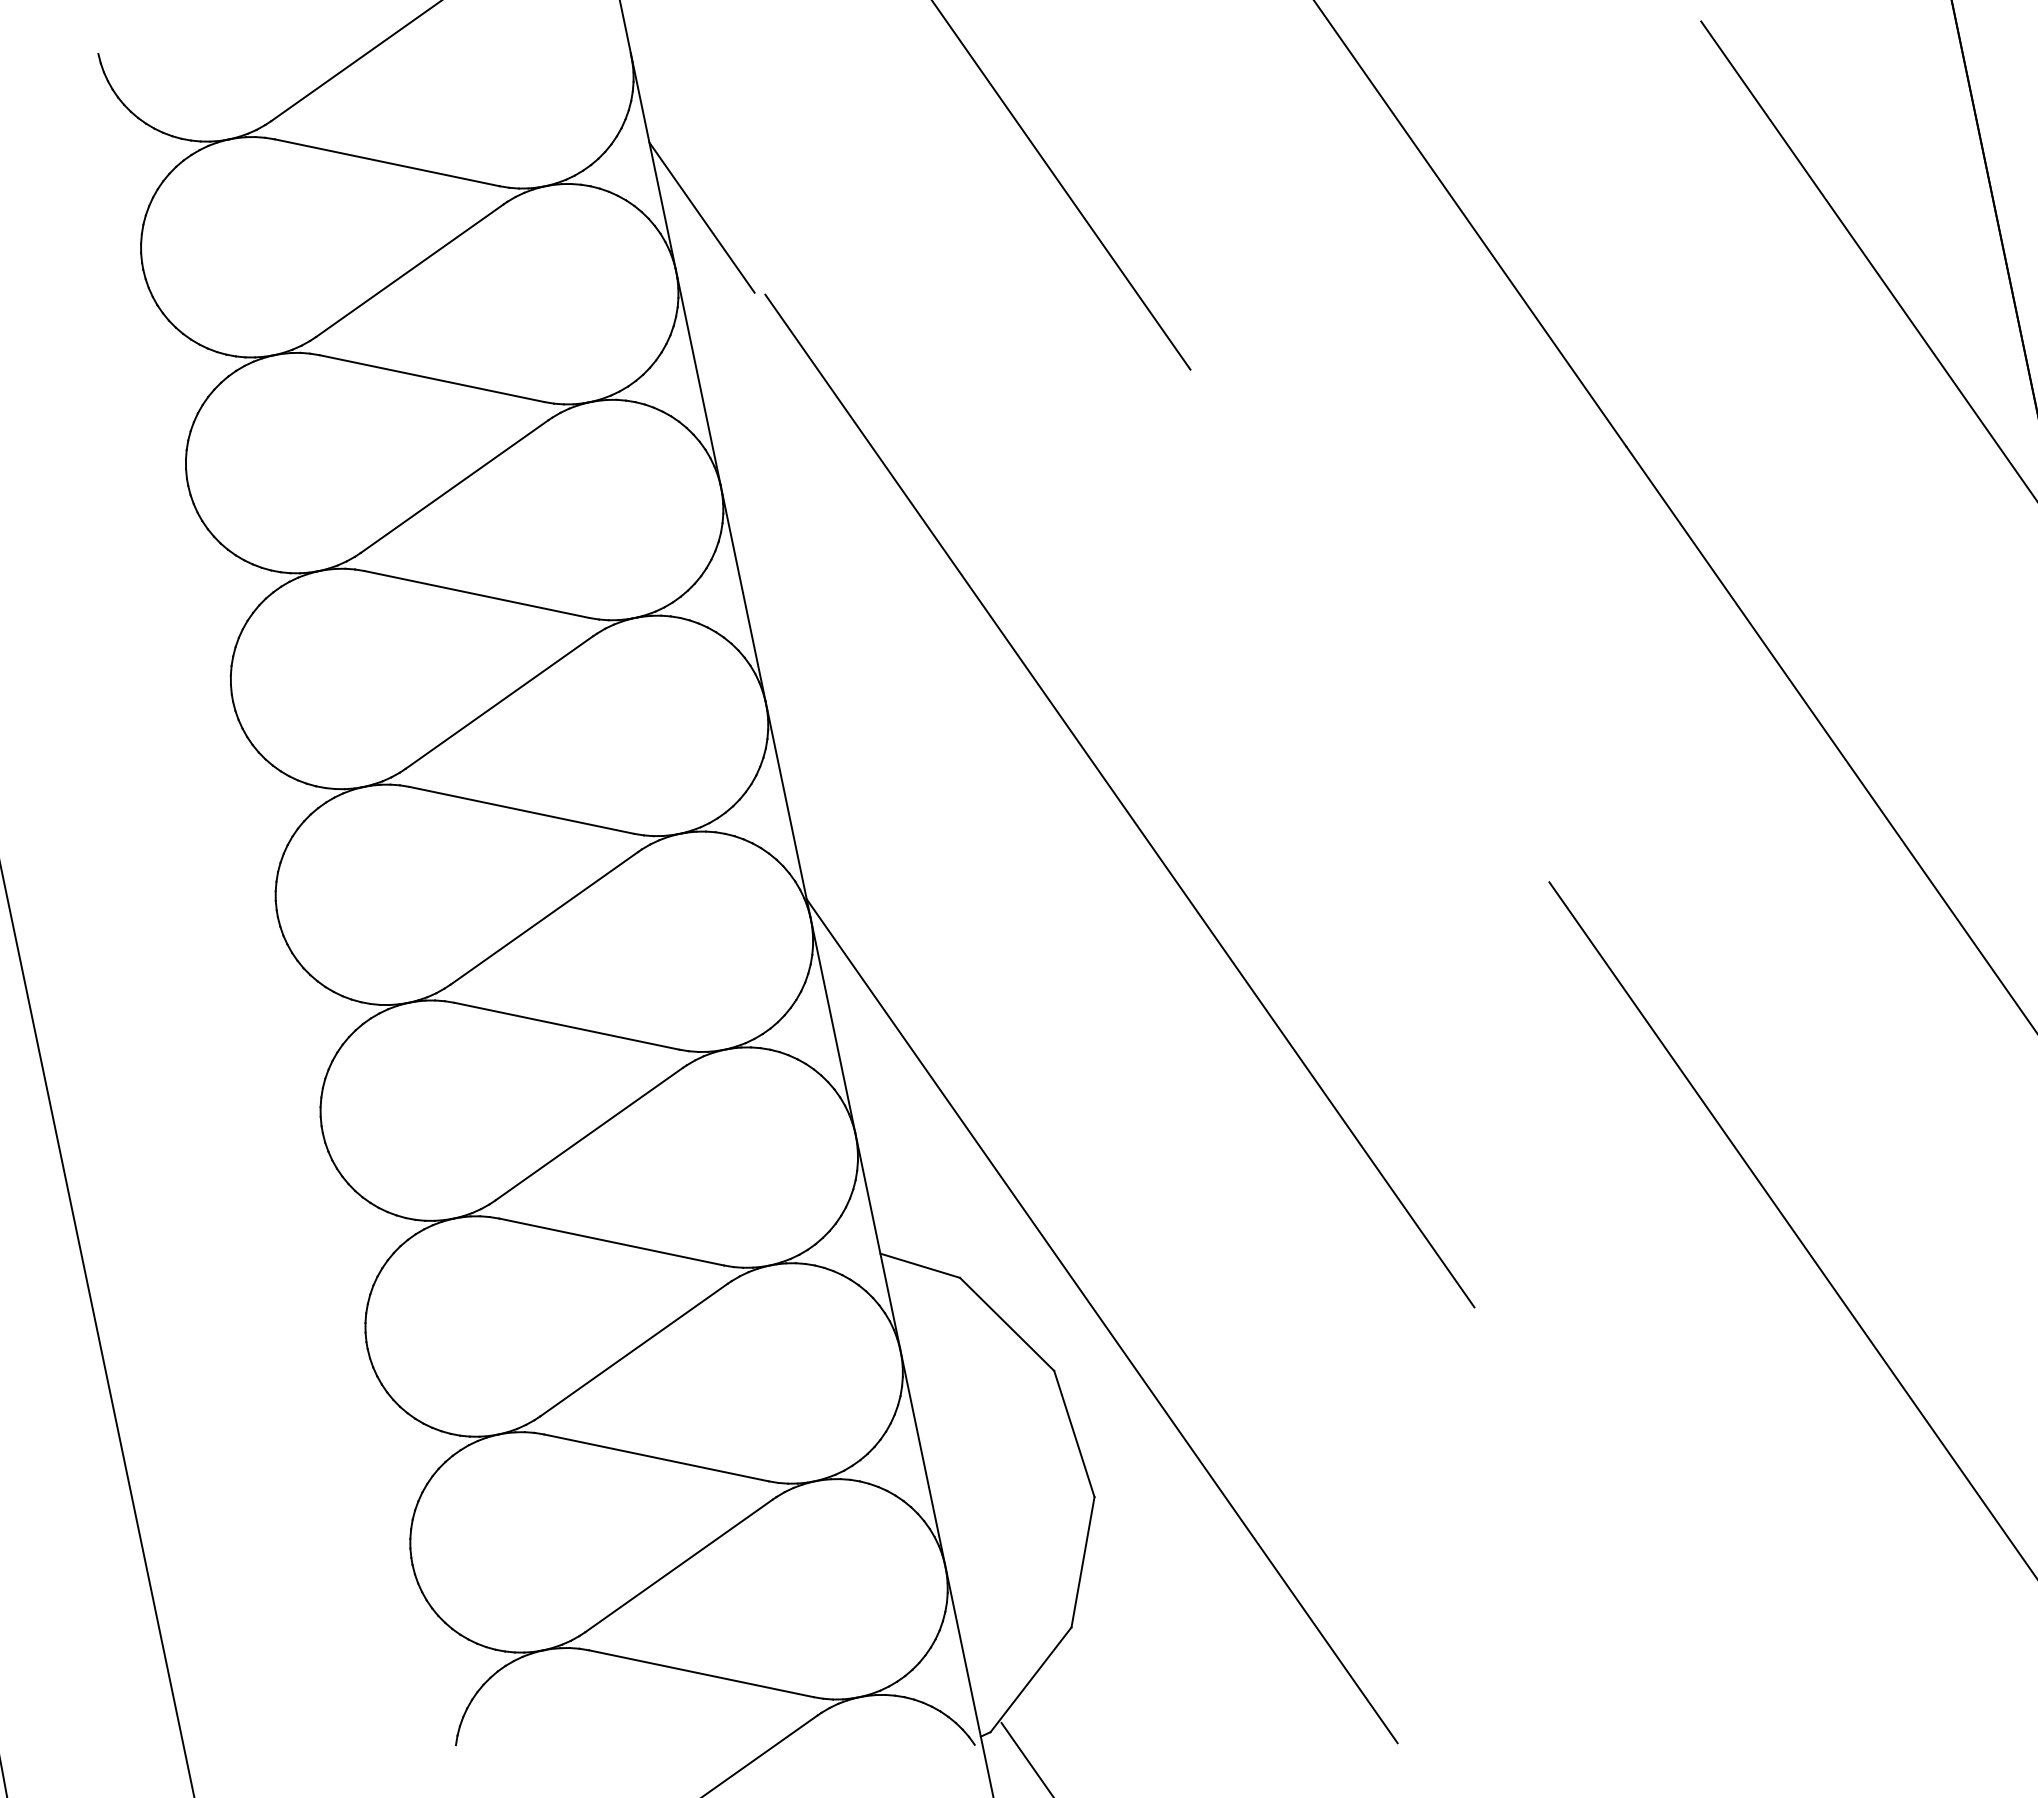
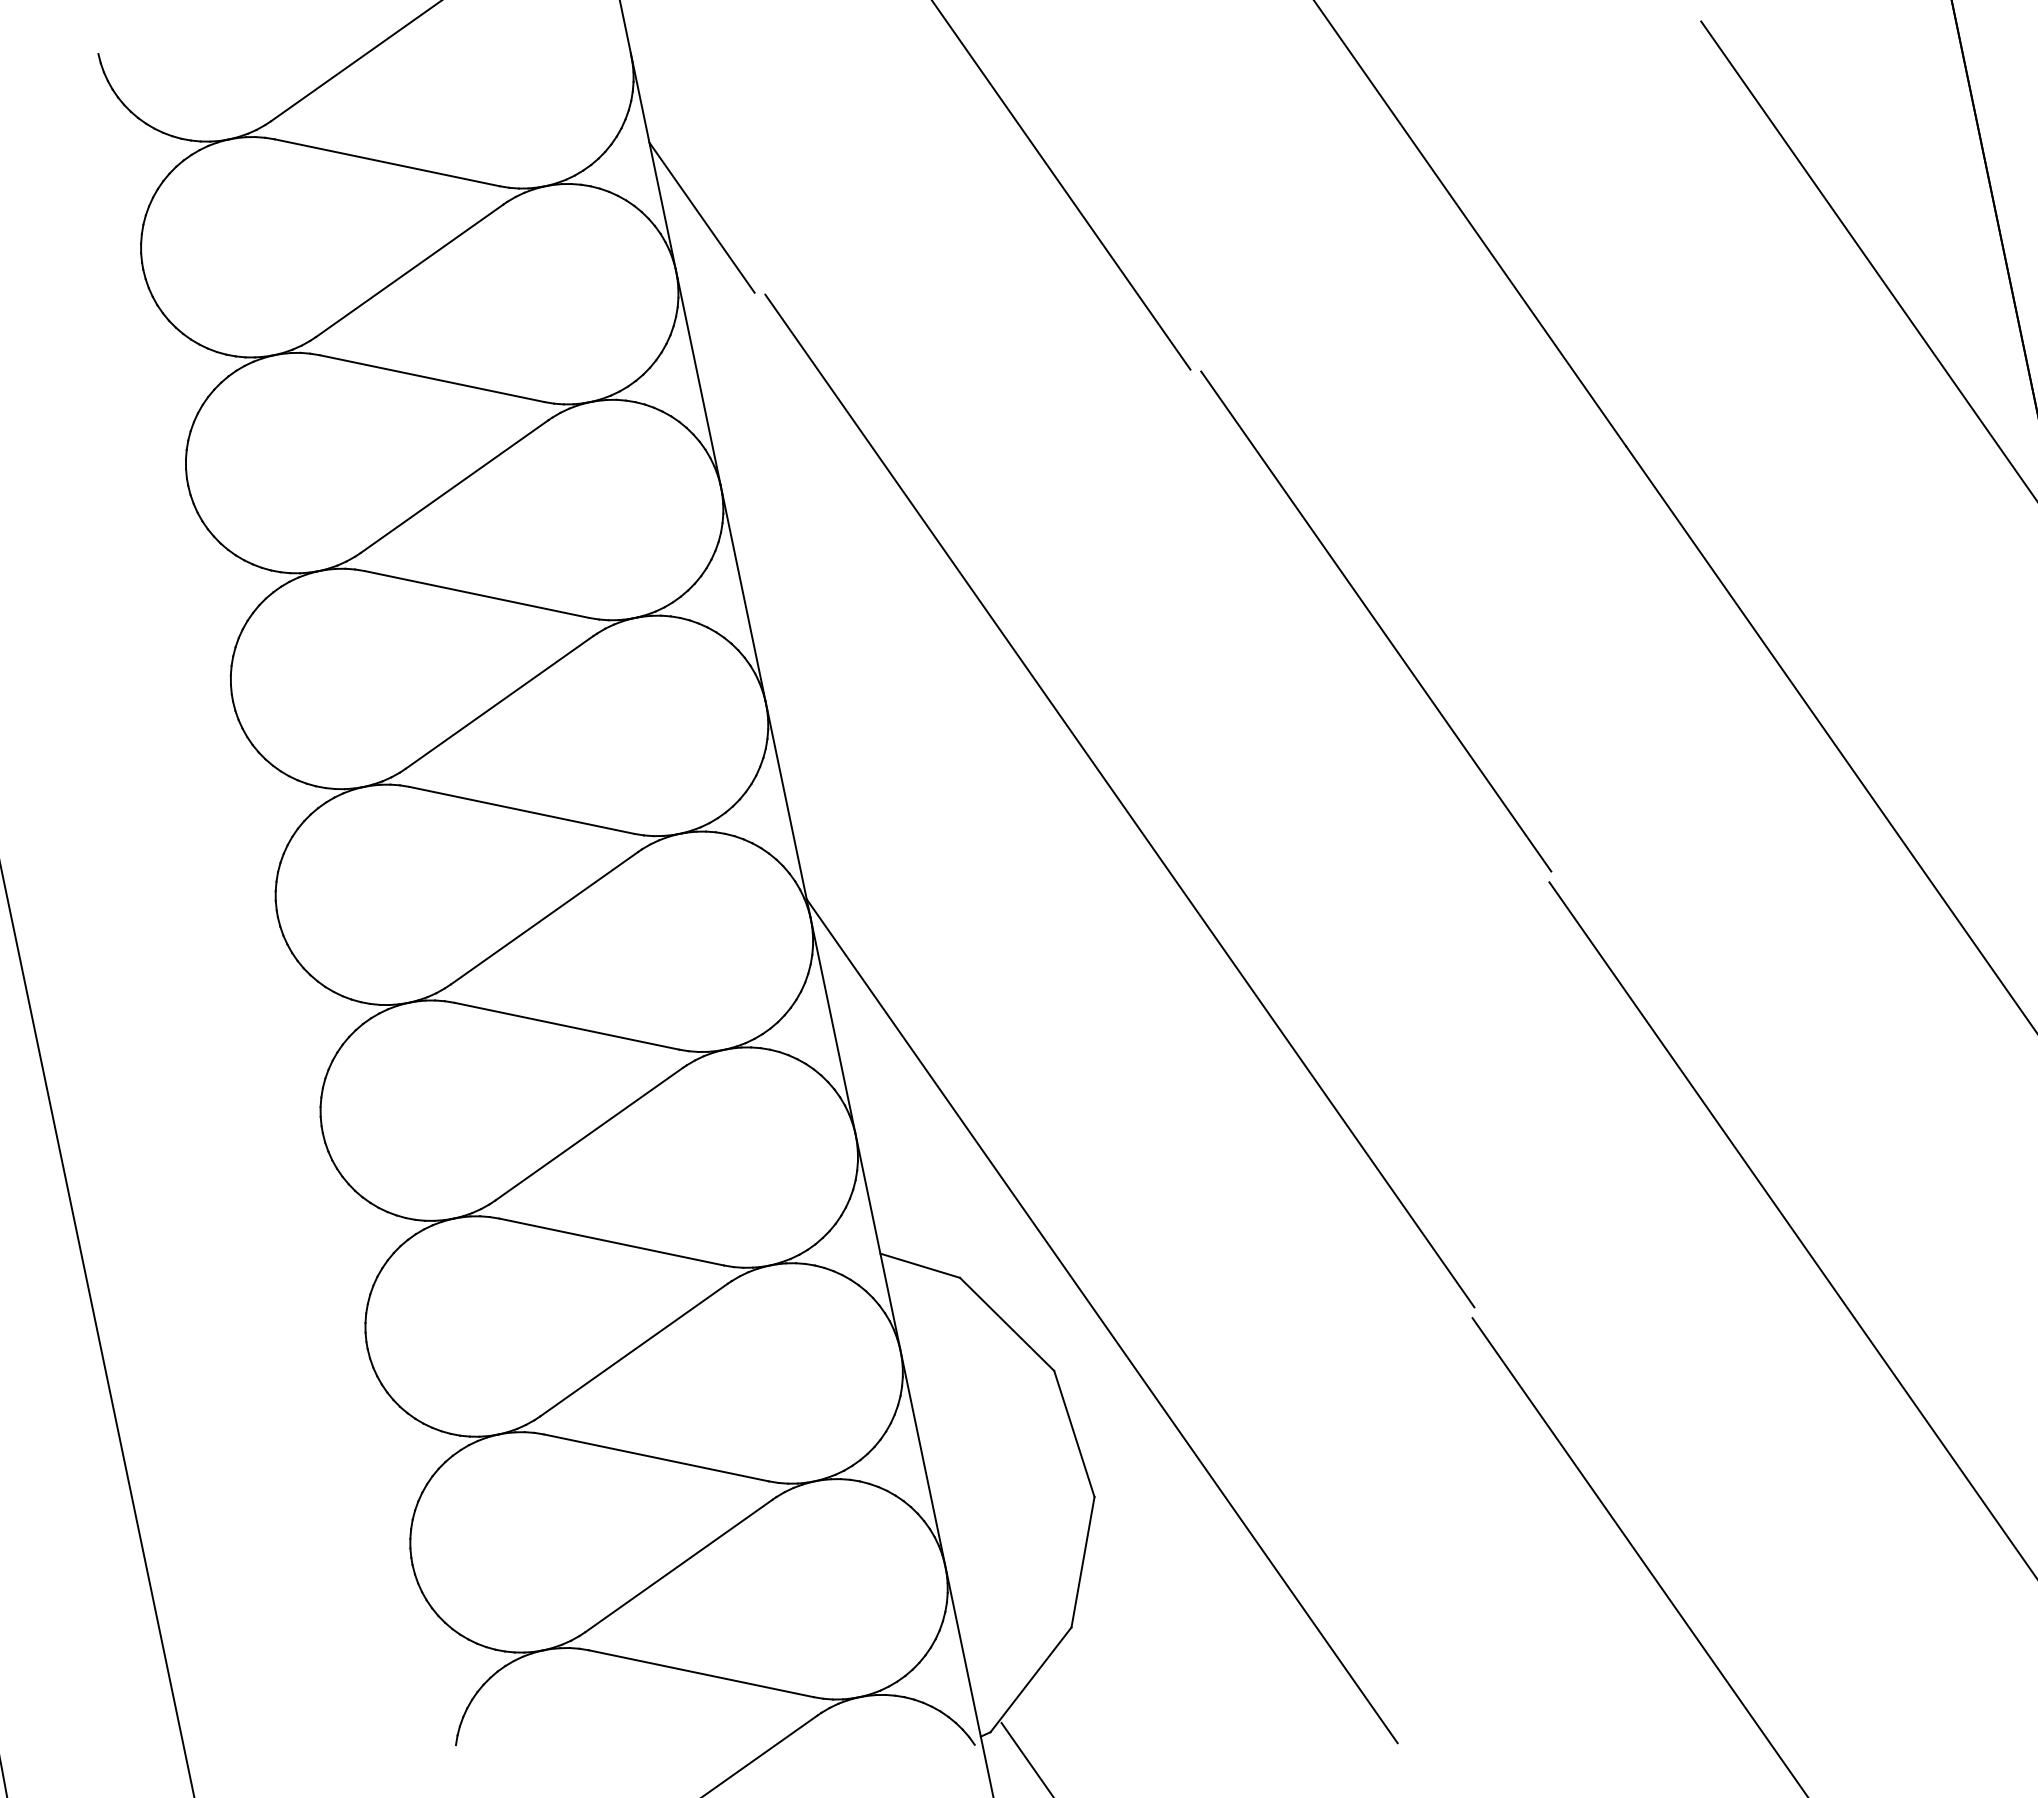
line: none -> present (1376, 621)
line: none -> present (1639, 1556)
